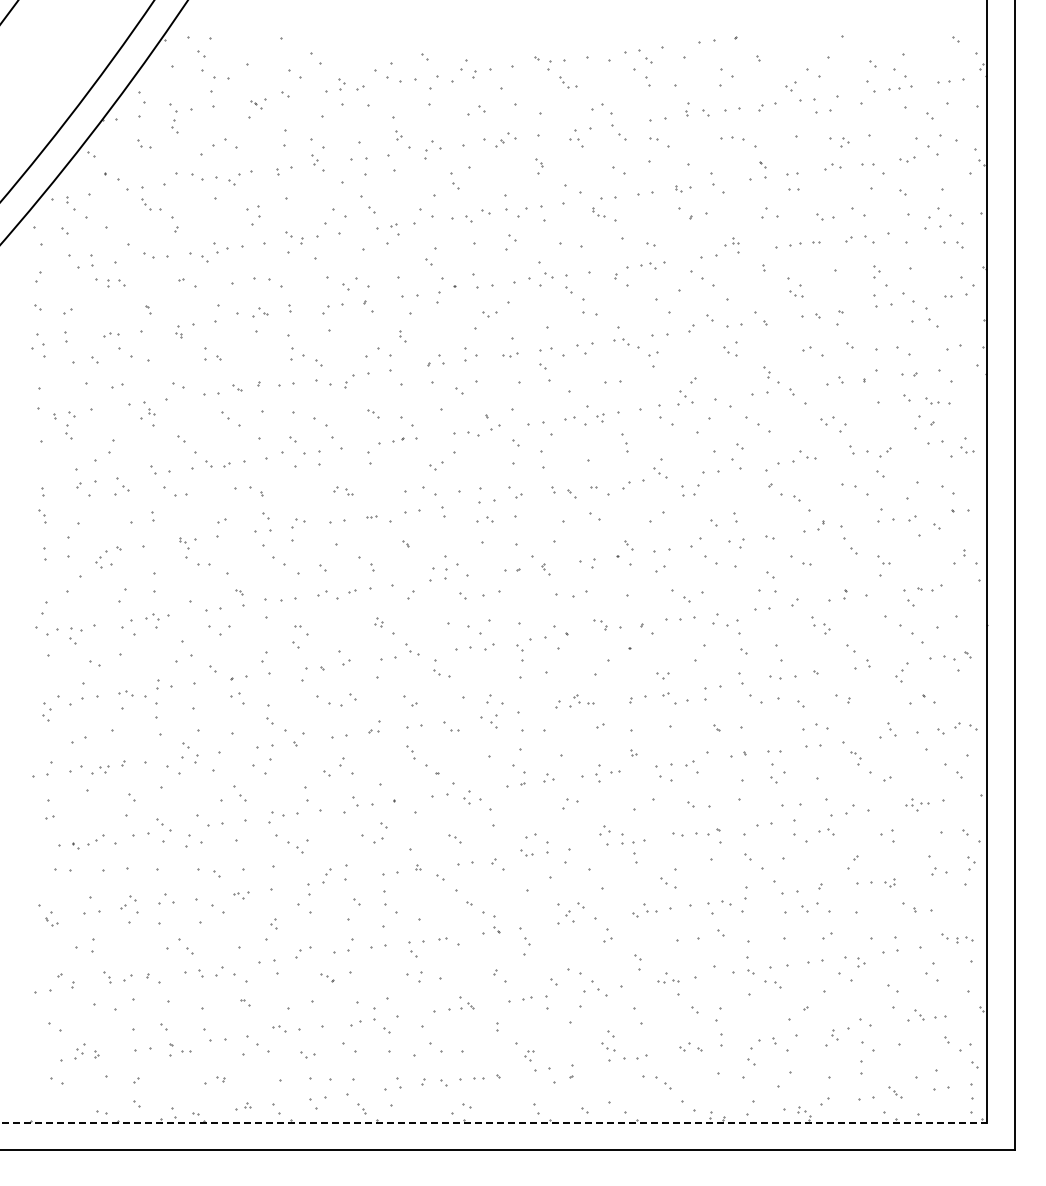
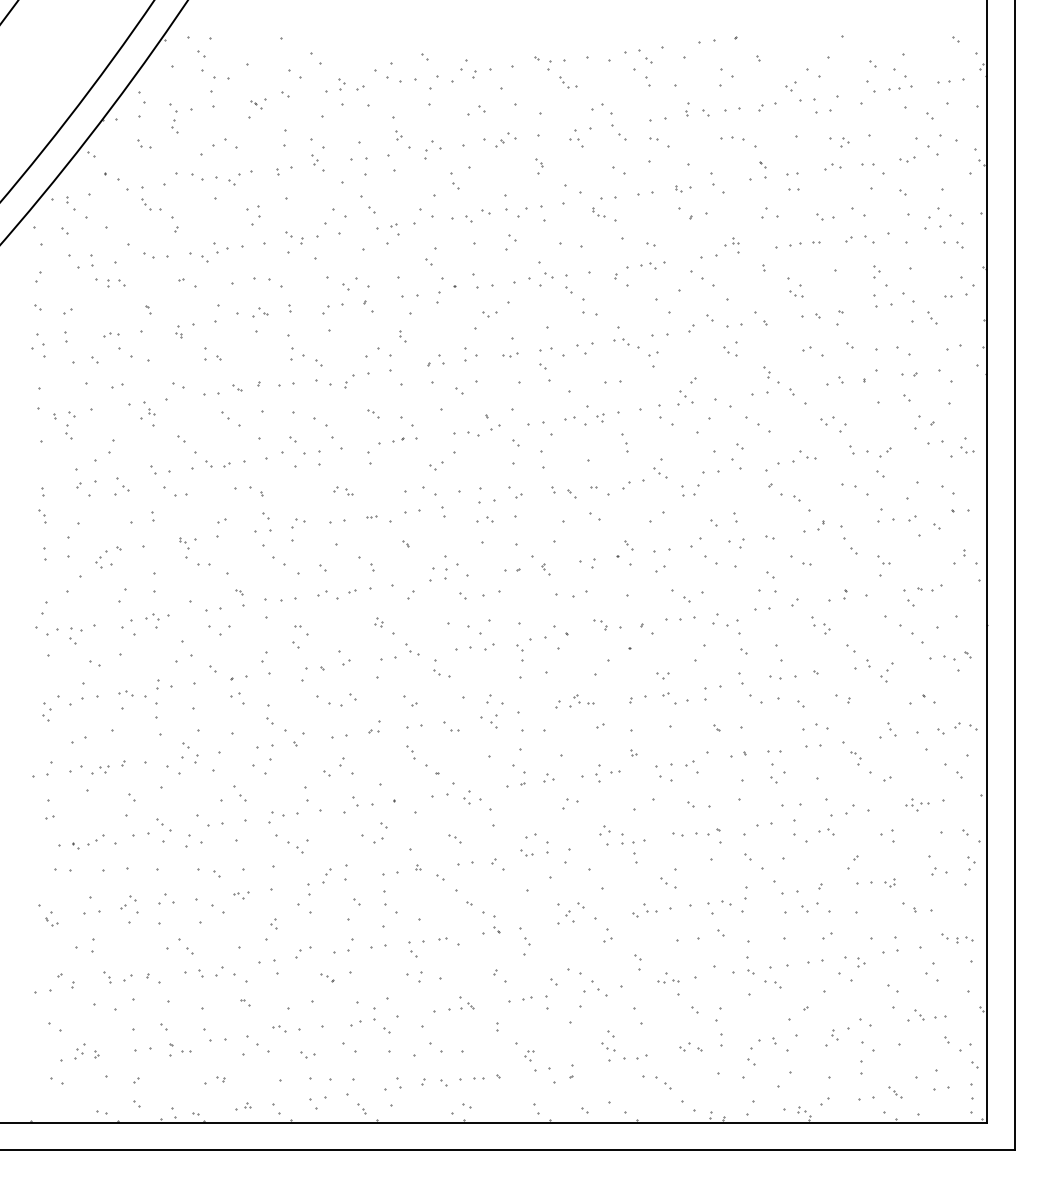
part size: 14x21 px -> 11x14 px (932, 317)
part: present -> none (932, 400)
part position: (901, 672) -> (886, 672) (886, 672)
line: dashed -> solid (494, 1122)
